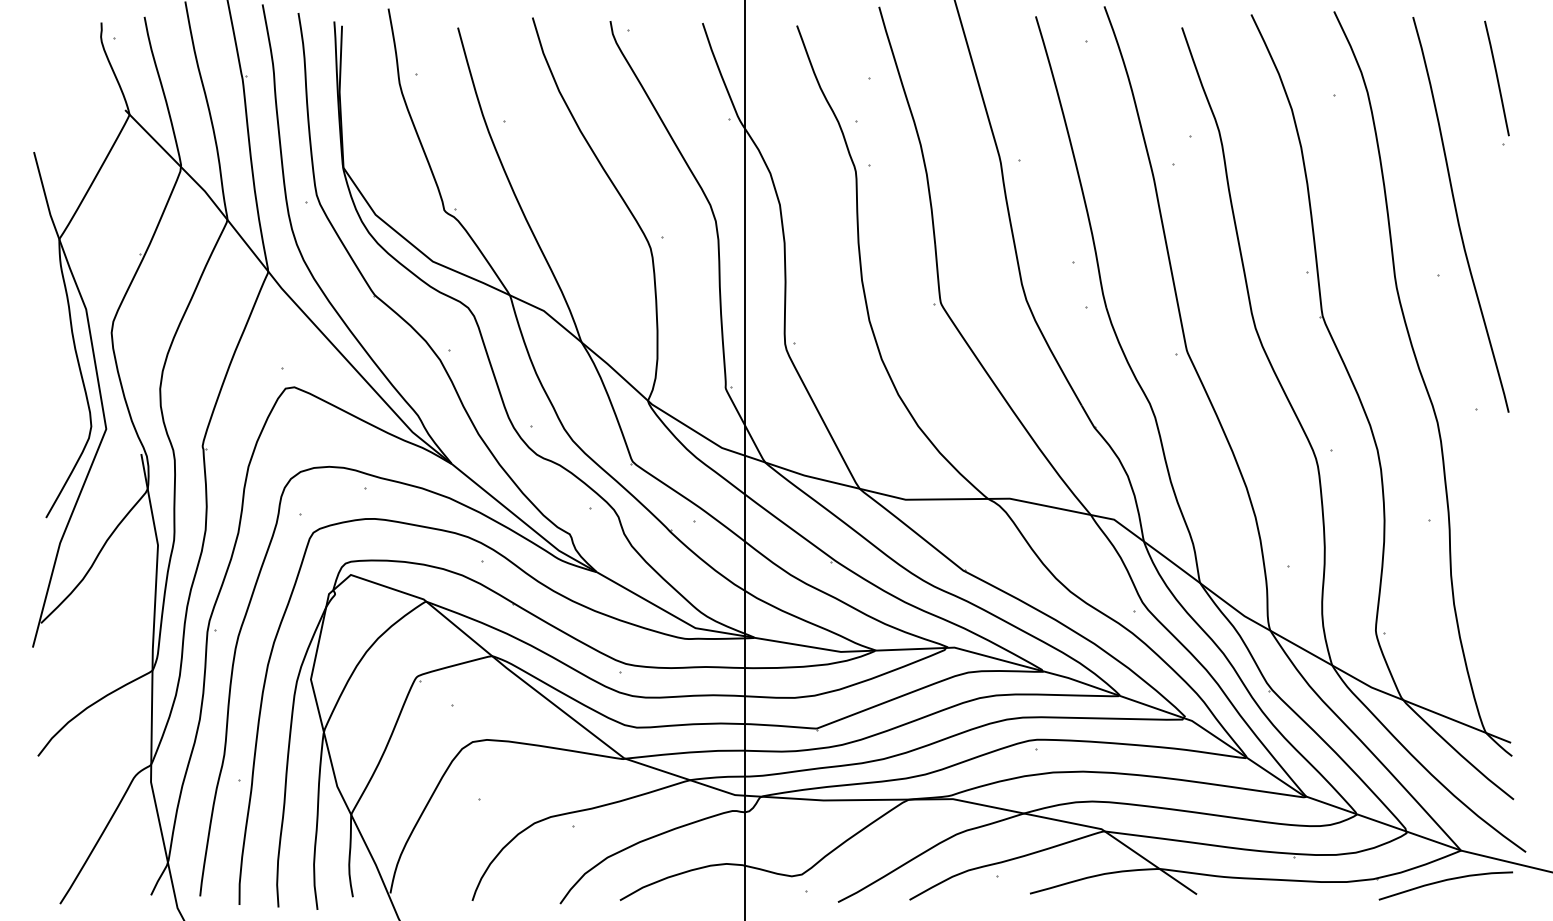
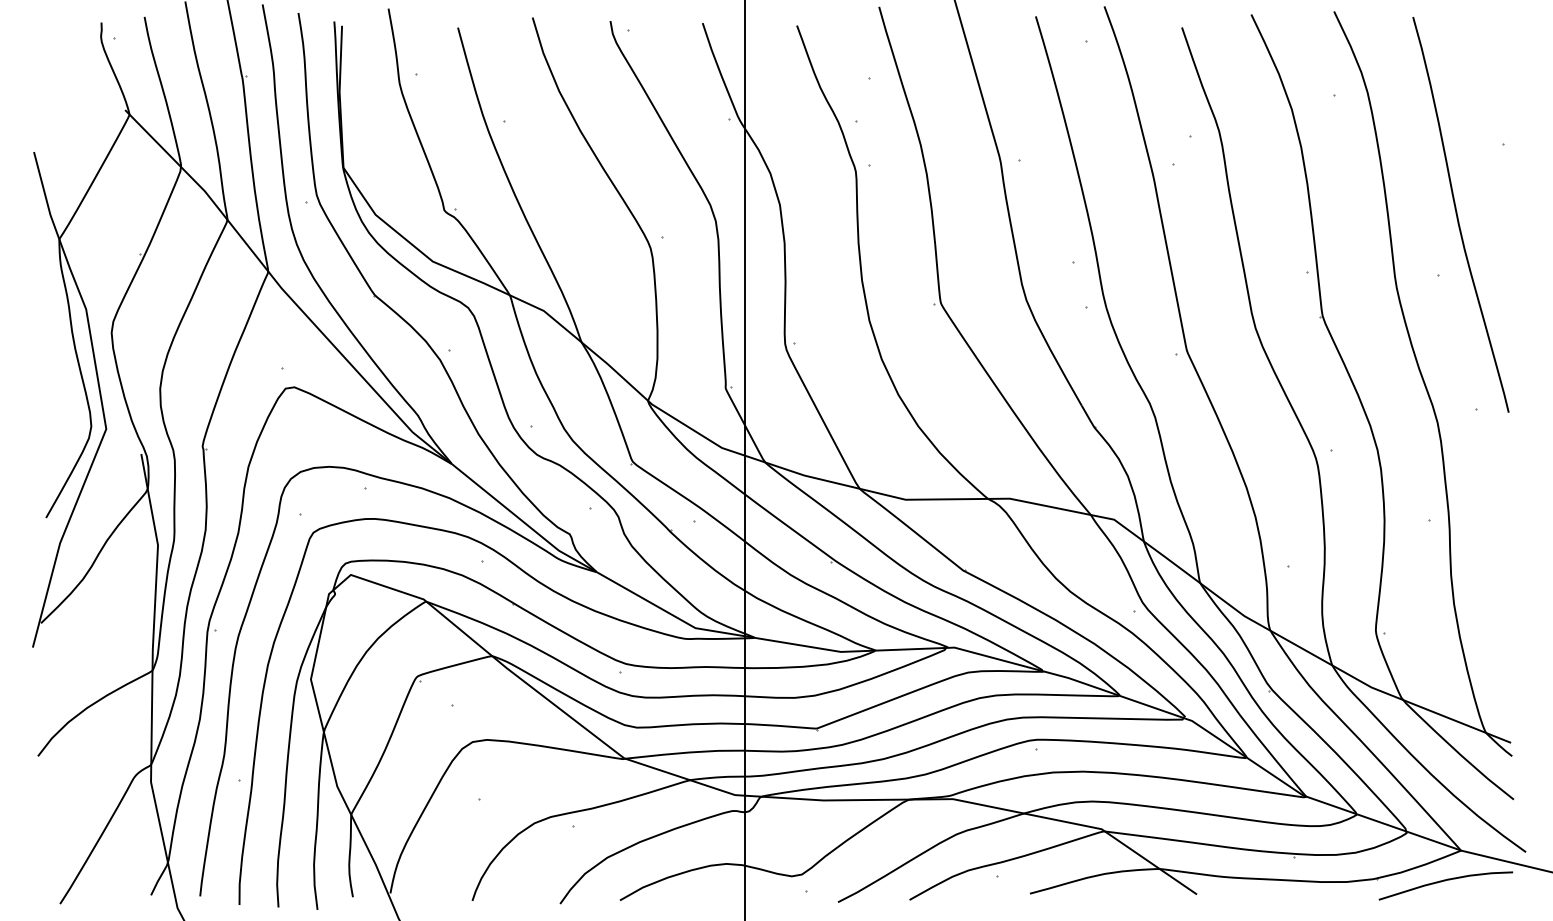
line: present -> none (1496, 78)
